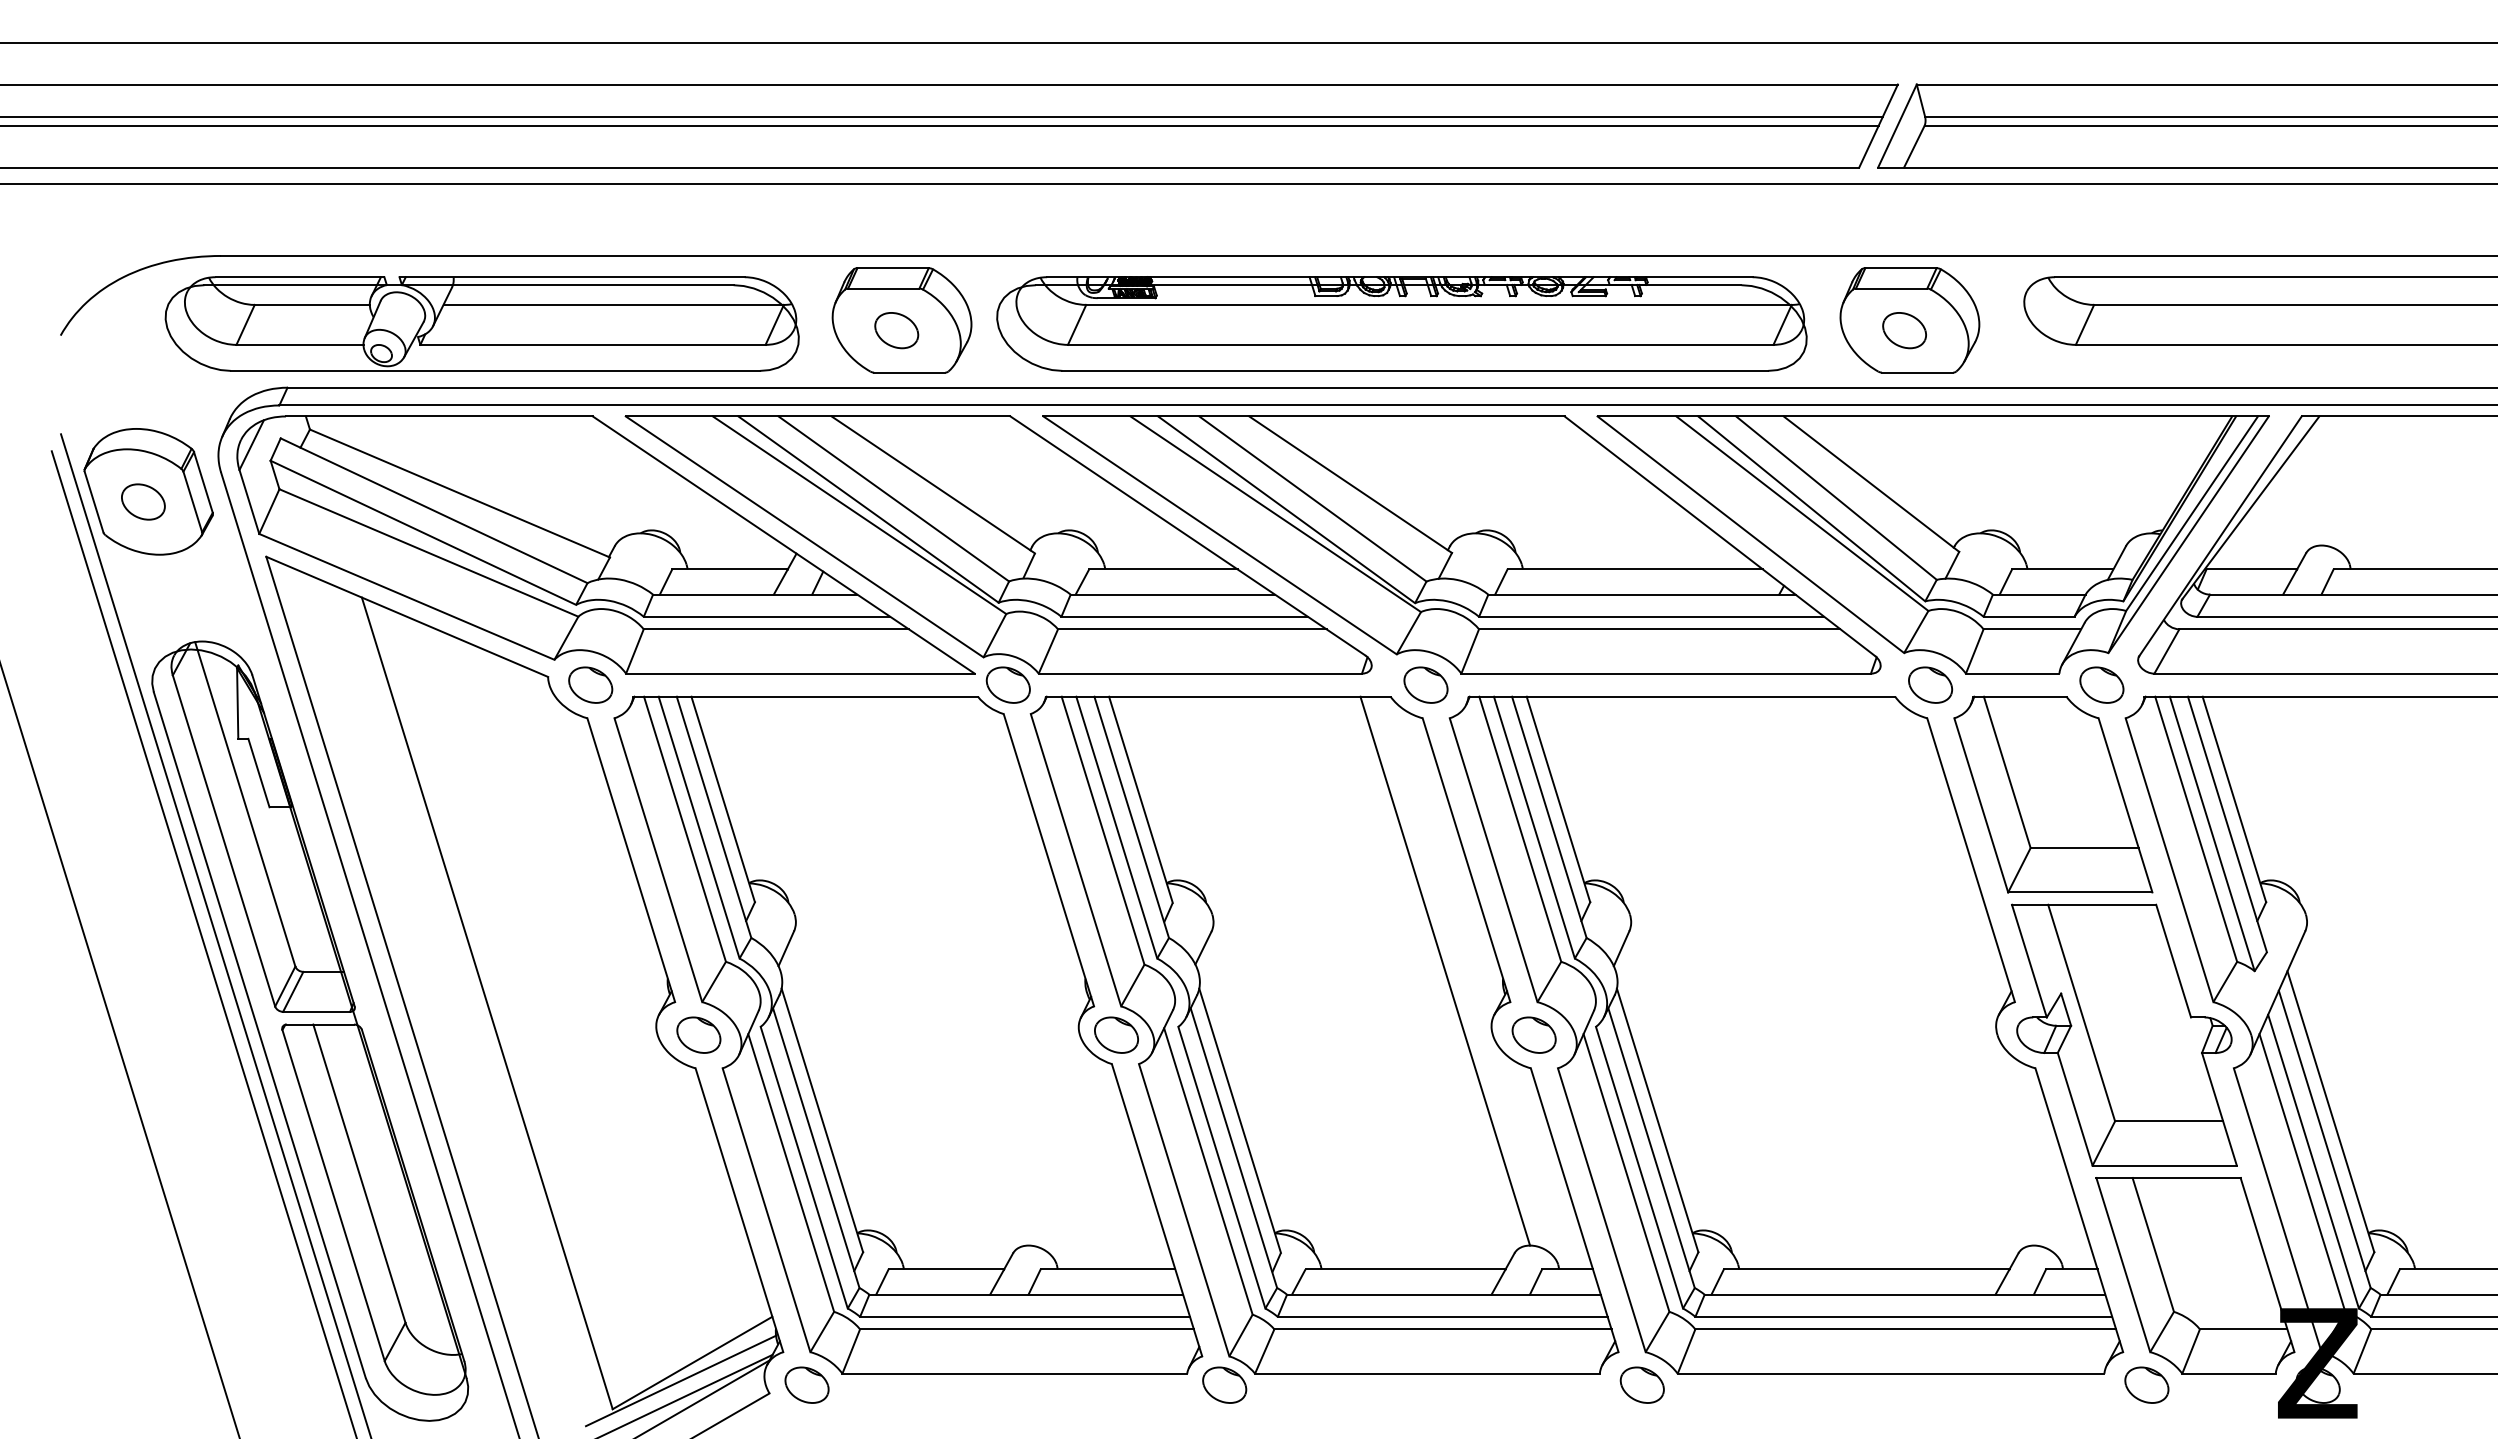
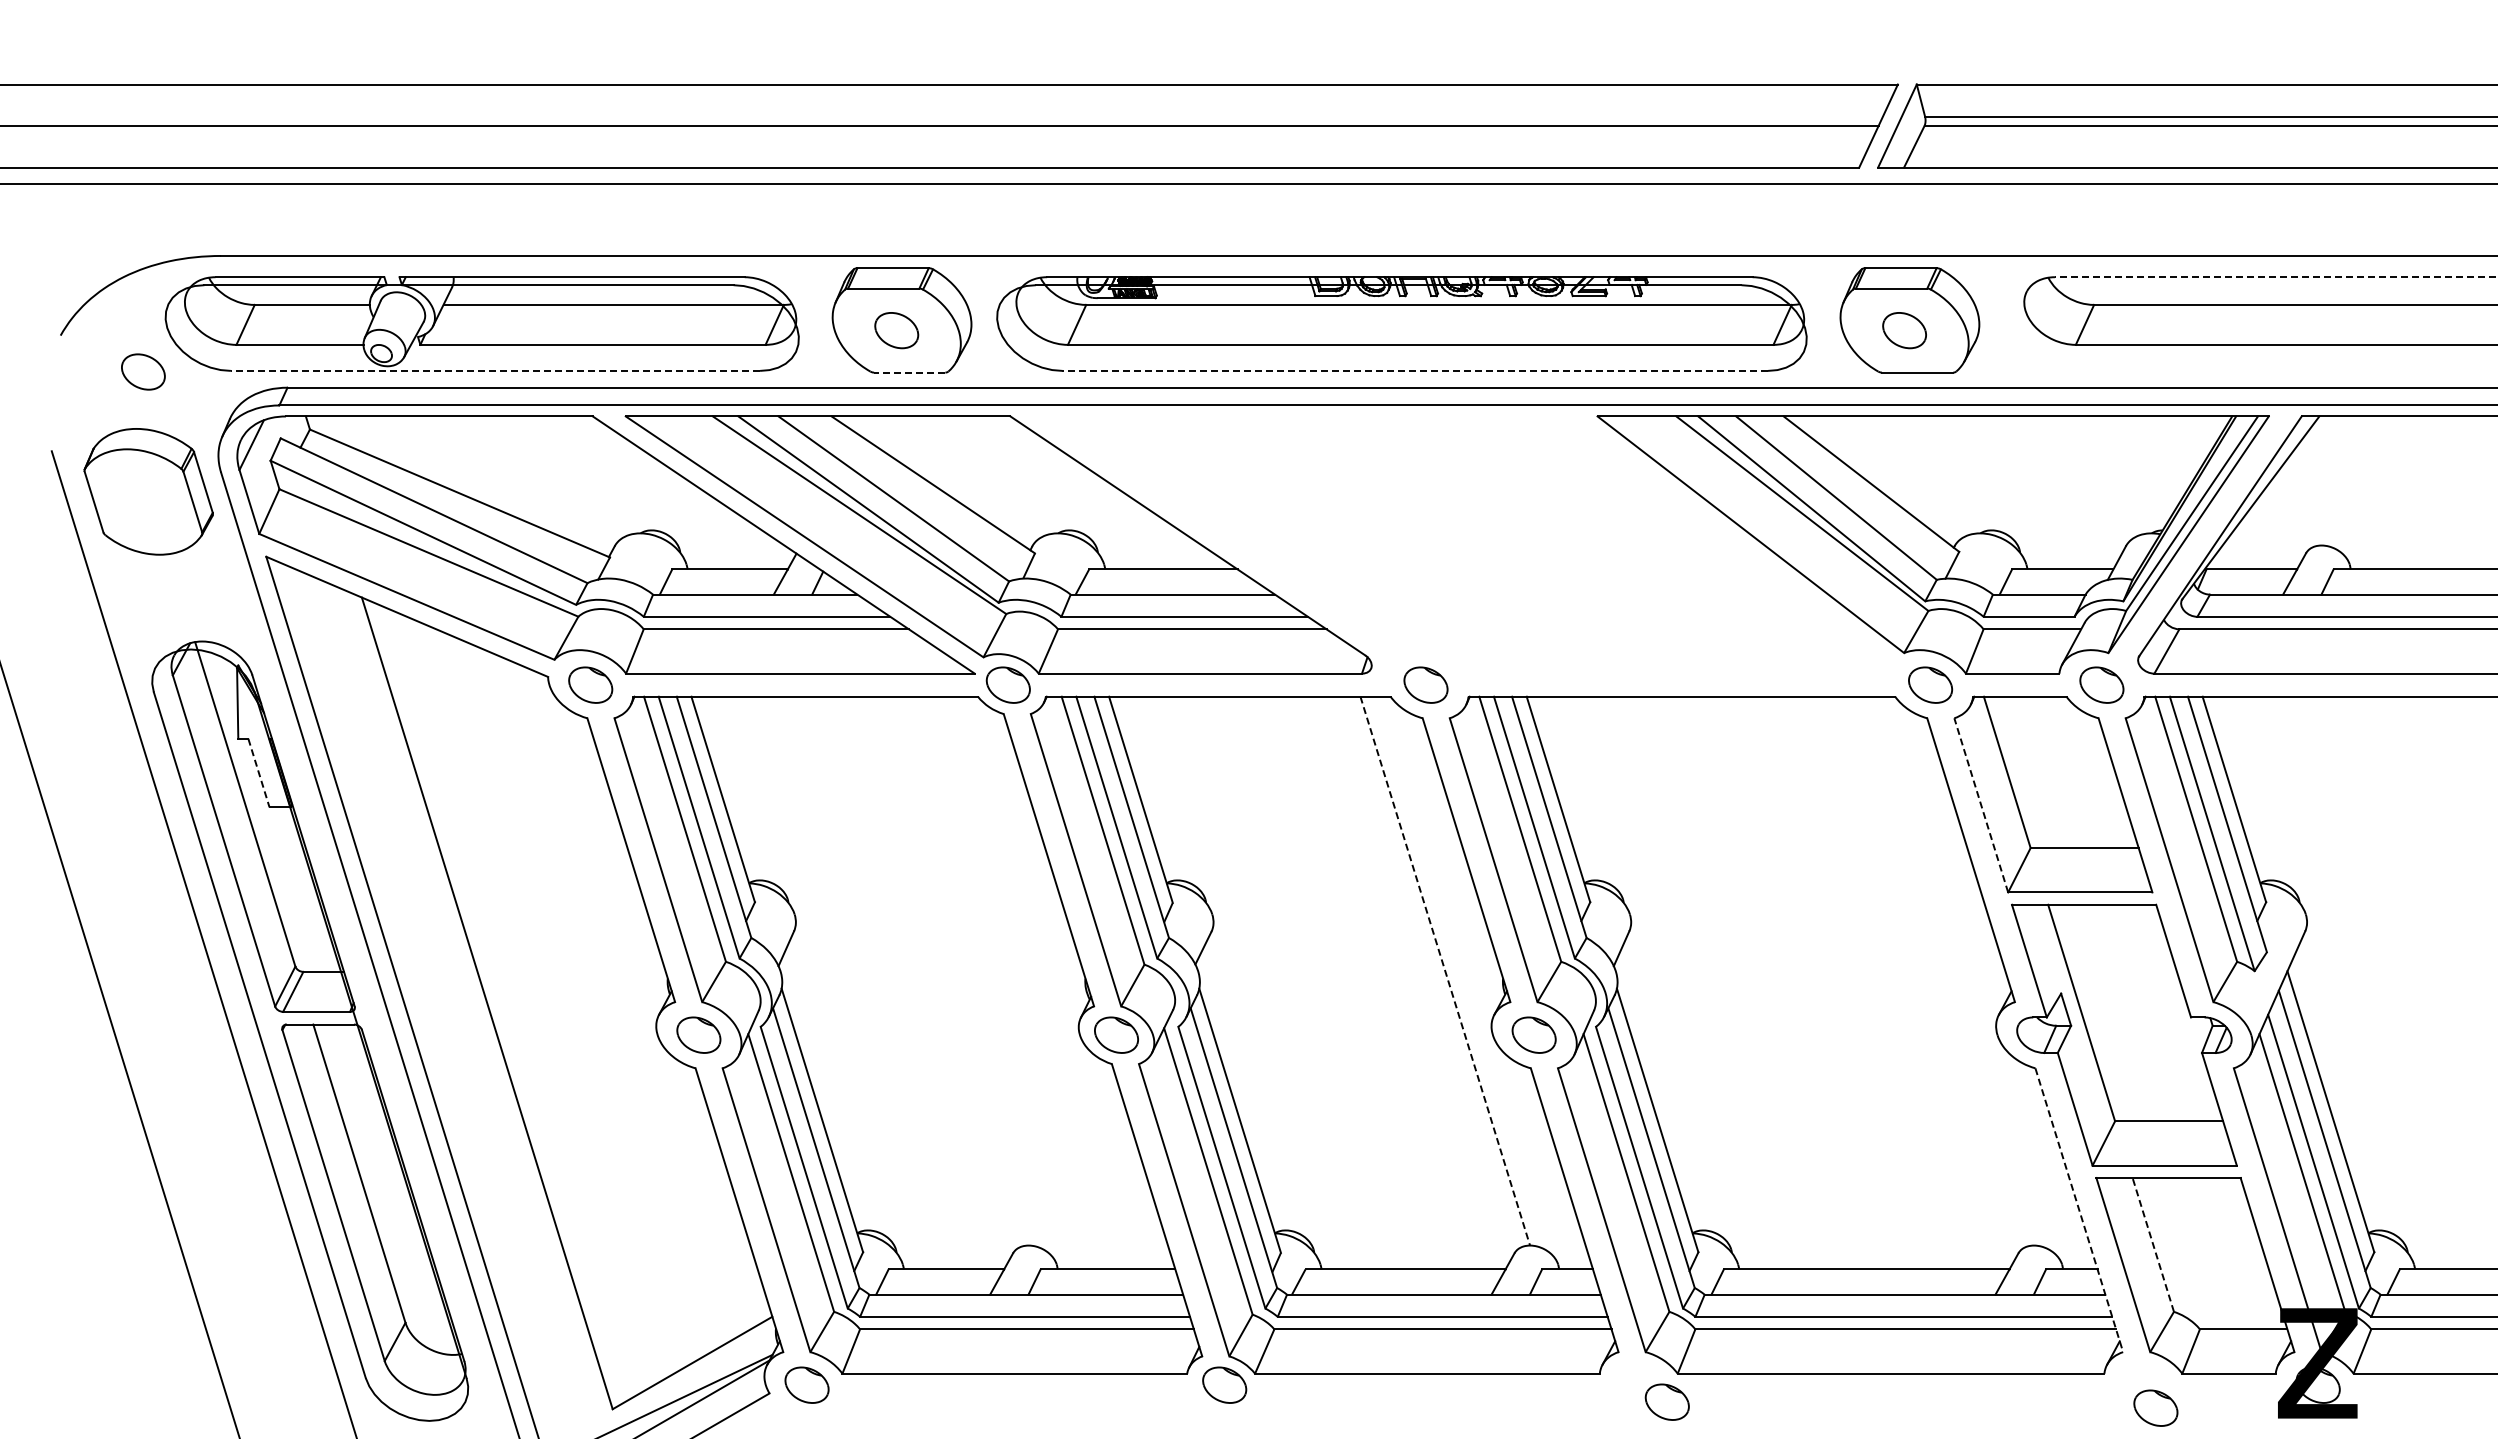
line: present -> none (1248, 43)
line: present -> none (942, 116)
line: solid -> dashed (2275, 277)
line: solid -> dashed (495, 370)
line: solid -> dashed (1415, 370)
line: solid -> dashed (909, 372)
part position: (143, 501) -> (143, 371) (143, 371)
part: present -> none (1461, 544)
line: solid -> dashed (258, 773)
line: solid -> dashed (1981, 804)
line: present -> none (215, 934)
line: solid -> dashed (1445, 971)
line: solid -> dashed (2079, 1210)
line: solid -> dashed (2153, 1244)
line: present -> none (680, 1380)
part position: (1641, 1384) -> (1666, 1401) (1666, 1401)
part position: (2146, 1384) -> (2155, 1407) (2155, 1407)
